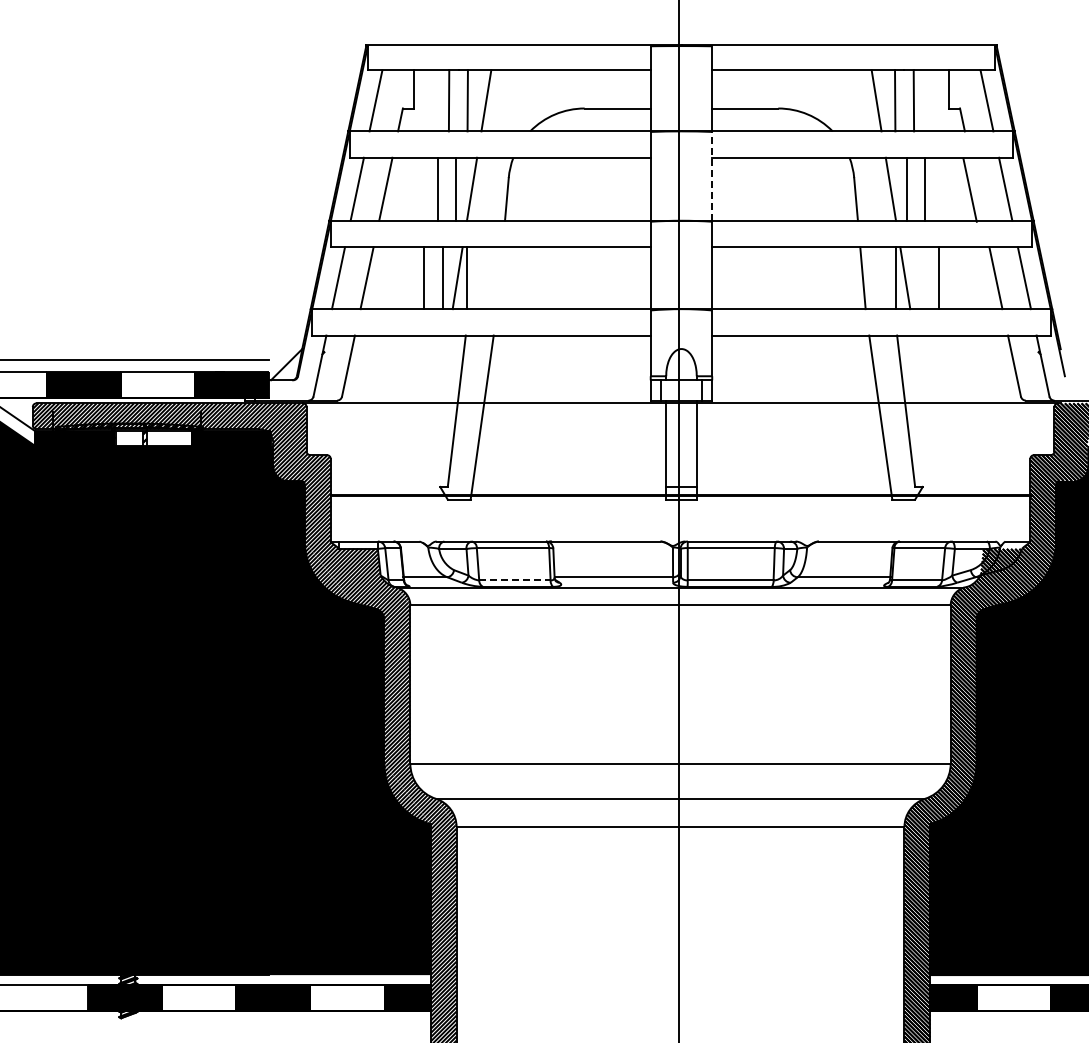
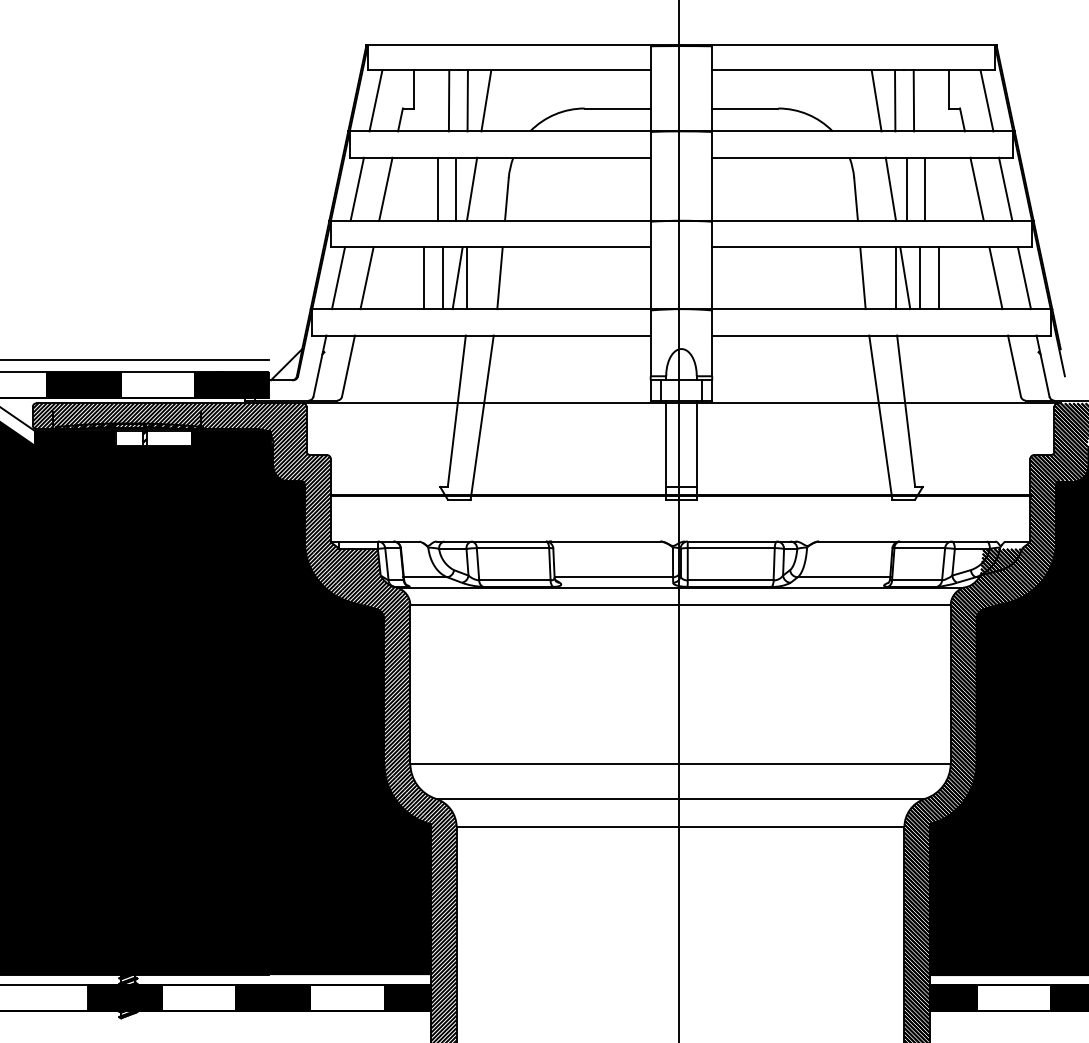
line: dashed -> solid (712, 175)
line position: (969, 189) -> (976, 188) (976, 188)
line: none -> present (499, 278)
line: none -> present (919, 278)
line: dashed -> solid (514, 580)
